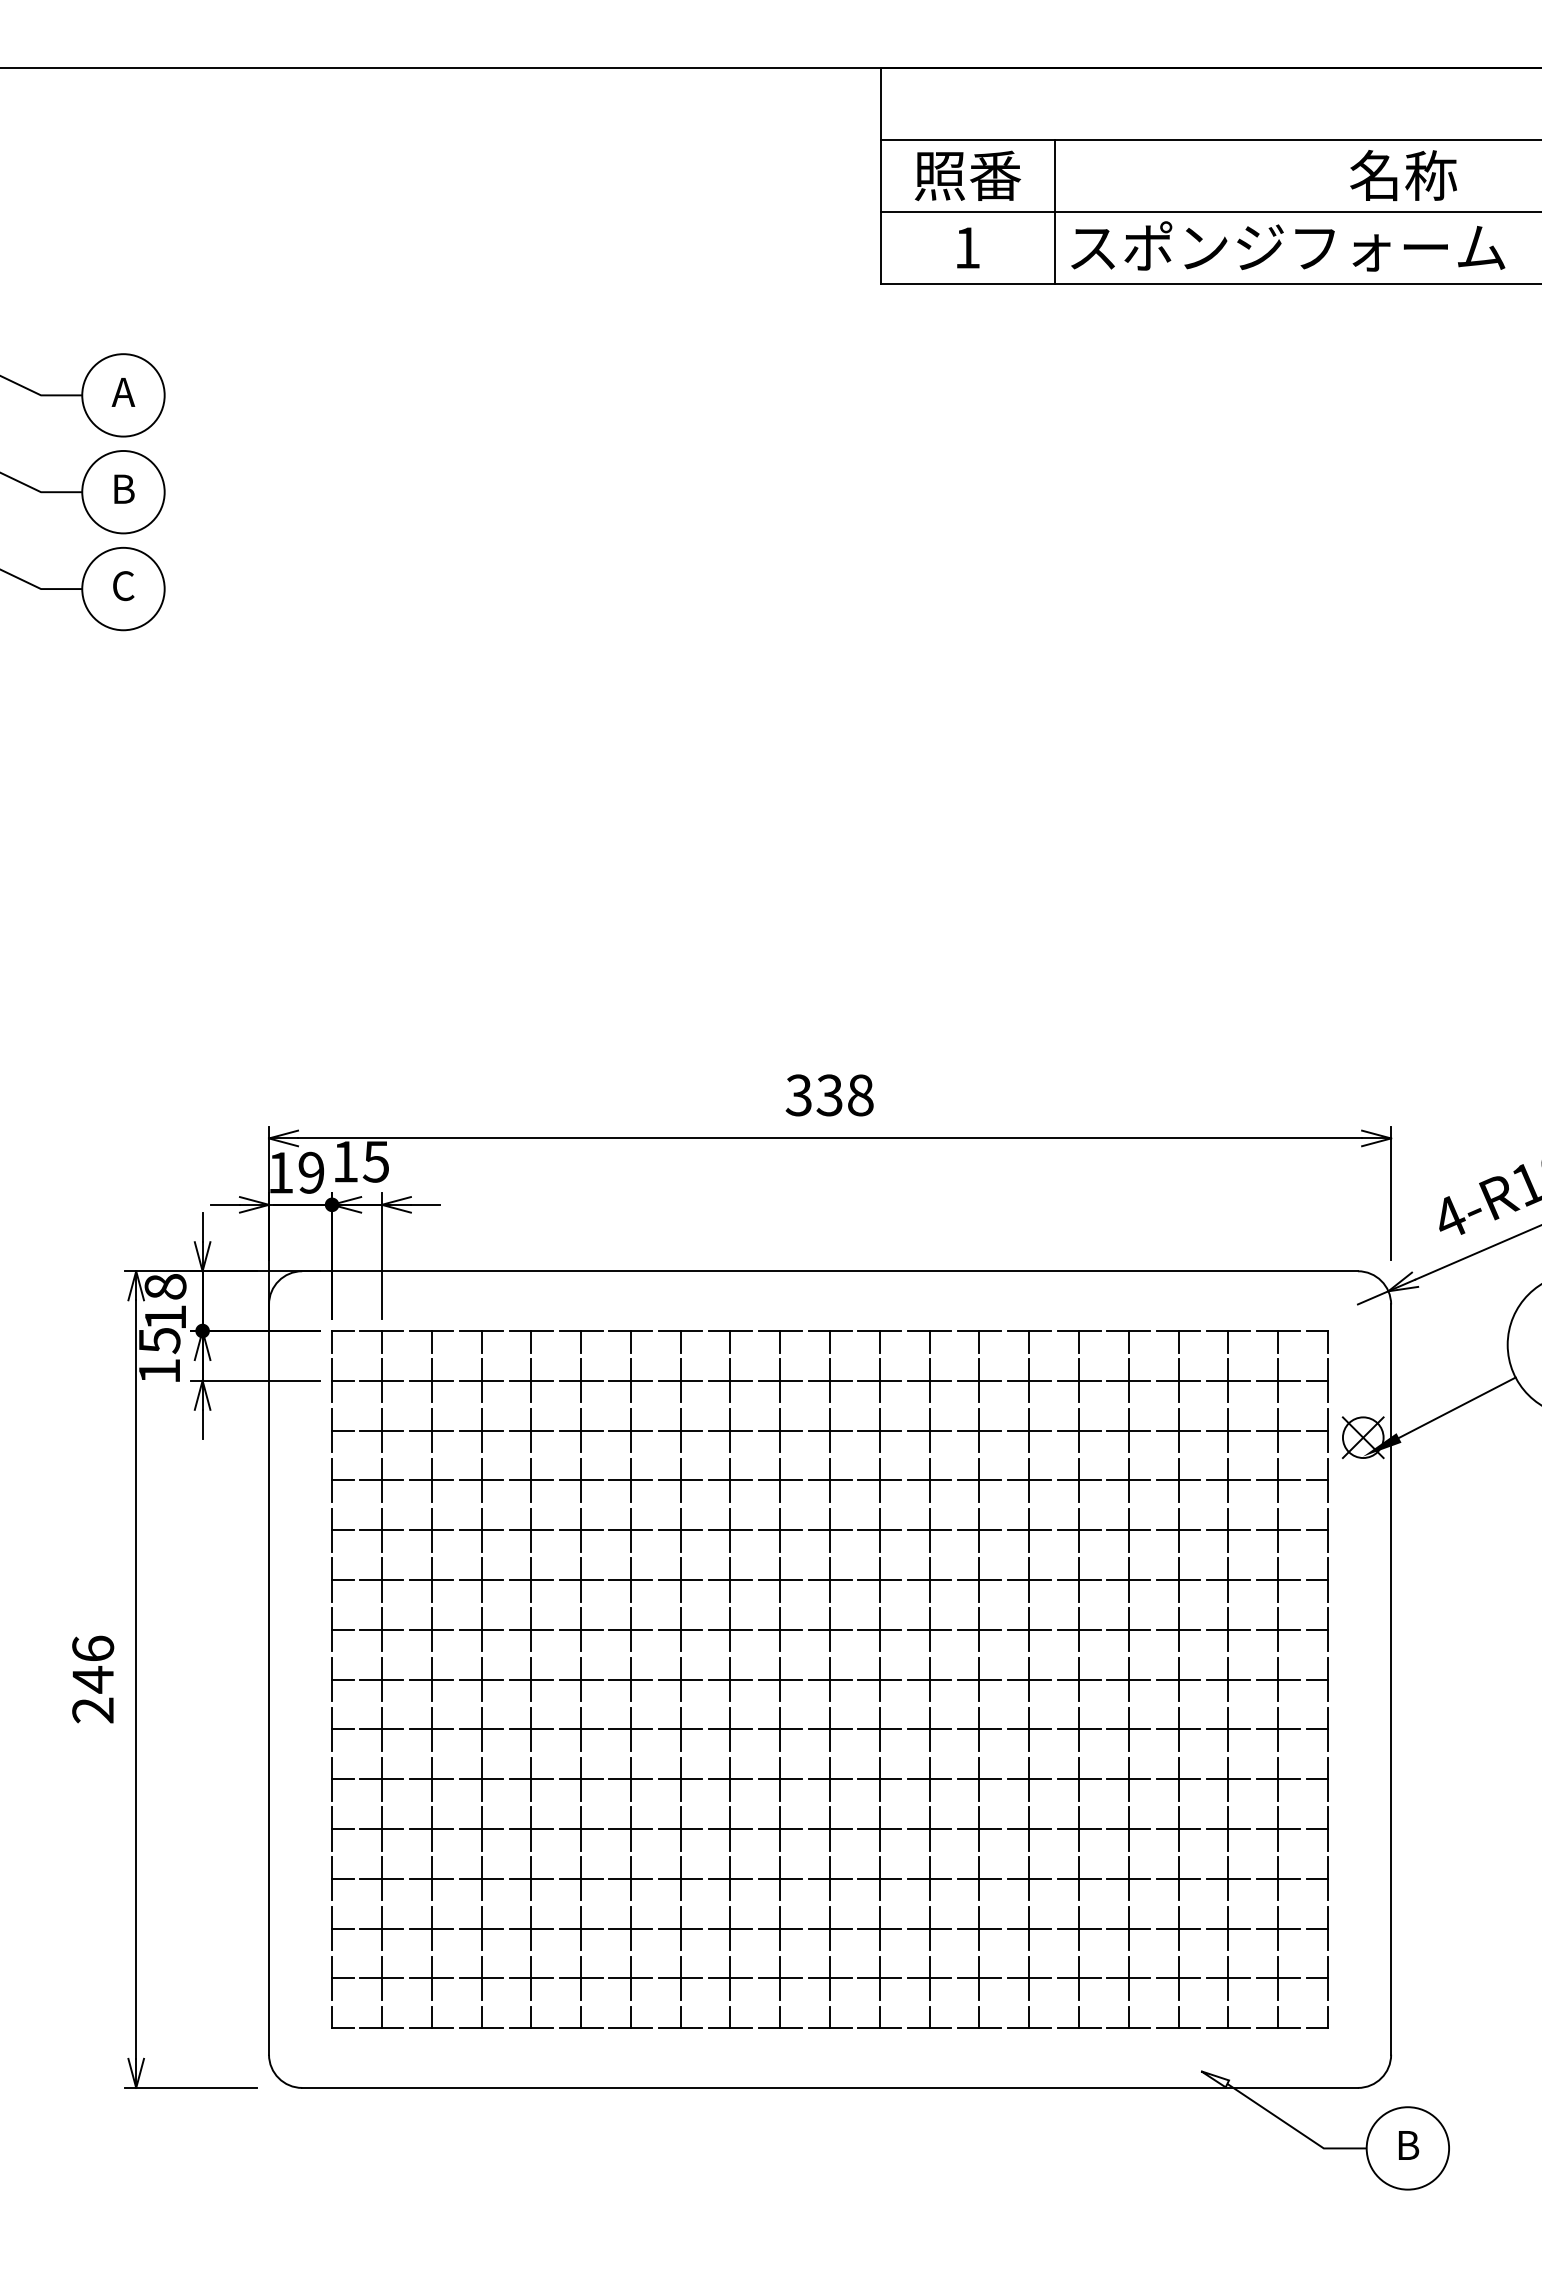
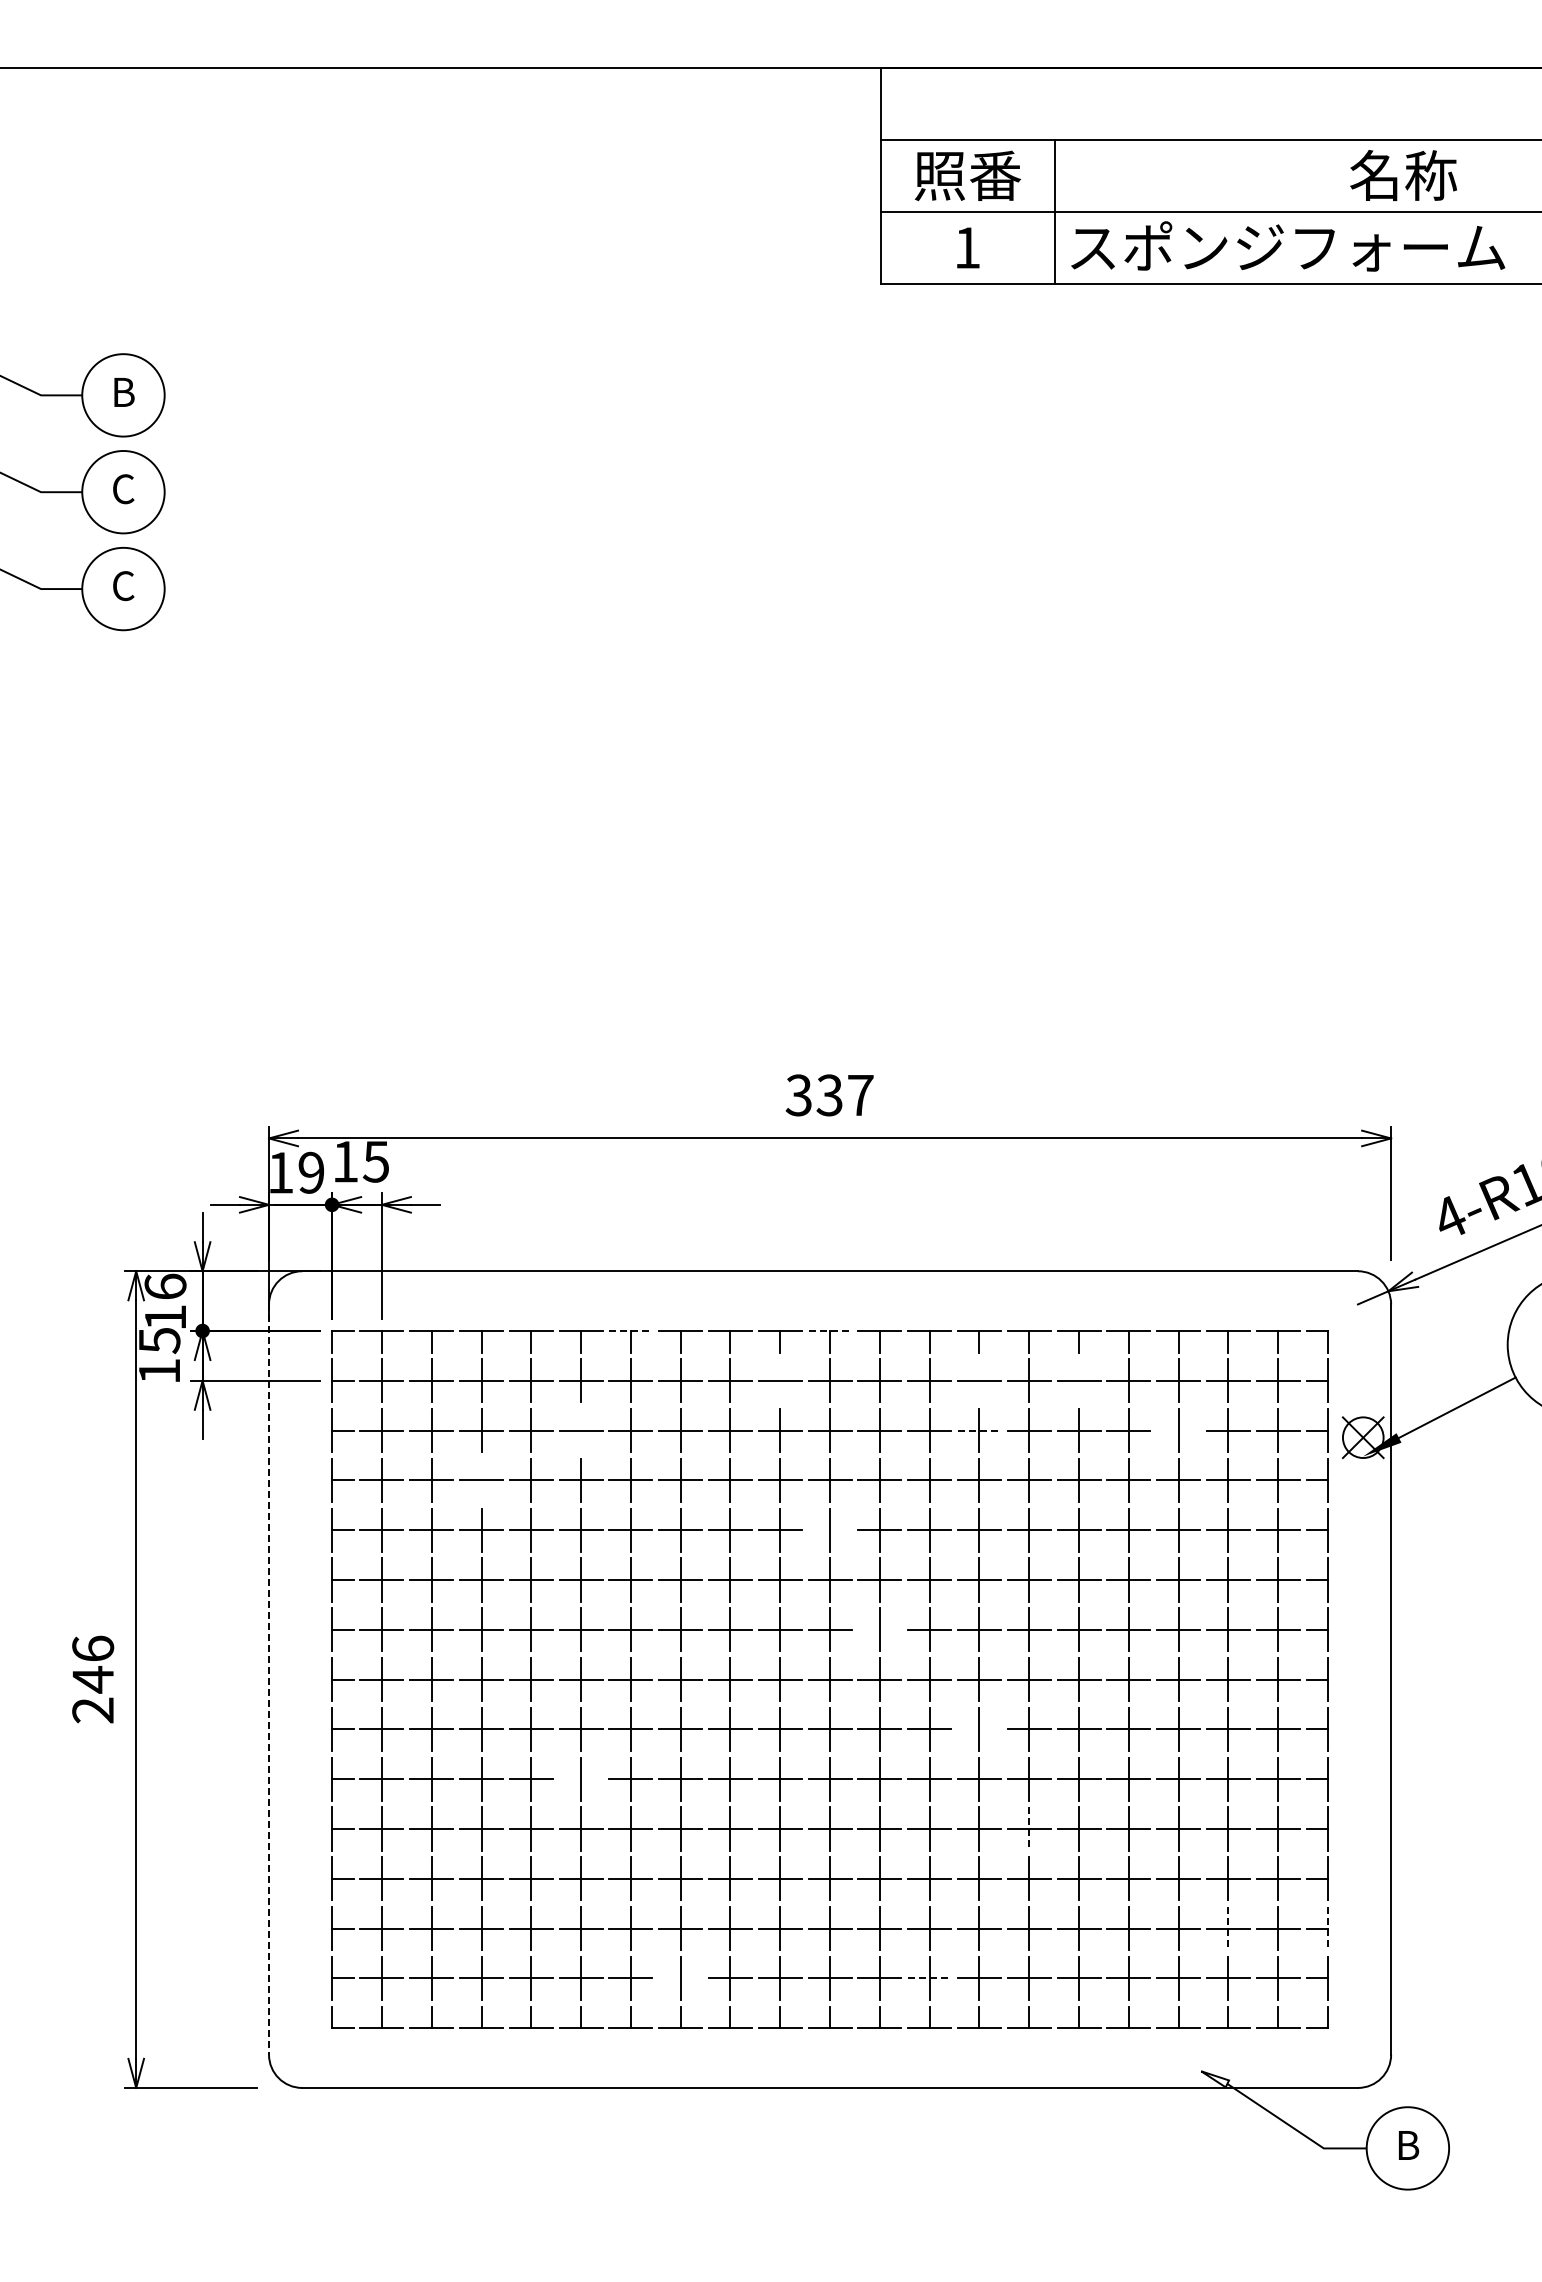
text: A -> B (123, 391)
text: B -> C (123, 489)
text: 338 -> 337 (860, 1095)
text: 18 -> 16 (165, 1286)
line: solid -> dashed (630, 1331)
line: solid -> dashed (830, 1331)
line: present -> none (780, 1380)
line: present -> none (979, 1380)
line: present -> none (1079, 1380)
line: present -> none (581, 1430)
line: solid -> dashed (979, 1430)
line: present -> none (1178, 1430)
line: present -> none (481, 1479)
line: present -> none (829, 1530)
line: present -> none (879, 1629)
line: solid -> dashed (269, 1680)
line: present -> none (979, 1729)
line: present -> none (580, 1779)
line: solid -> dashed (1029, 1829)
line: solid -> dashed (1228, 1928)
line: solid -> dashed (1328, 1928)
line: present -> none (680, 1978)
line: solid -> dashed (929, 1978)
